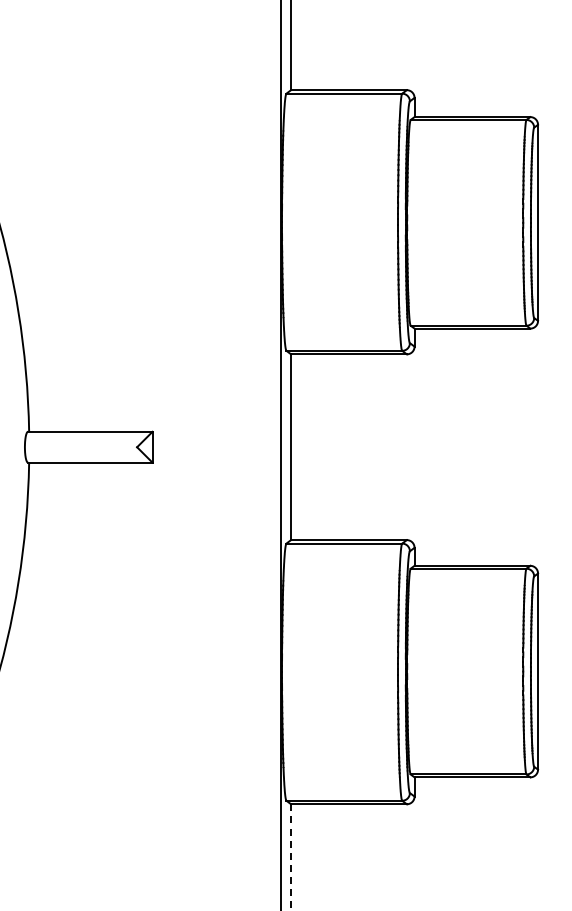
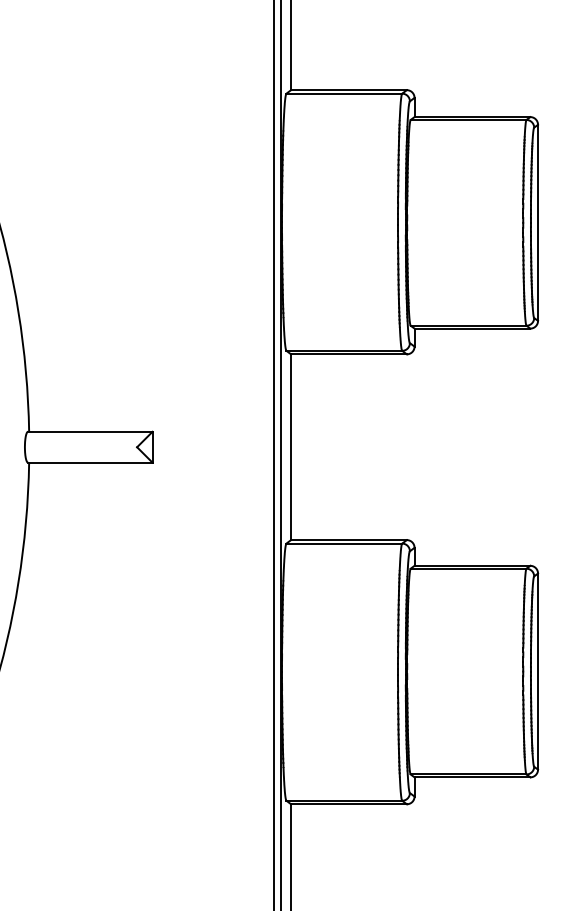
line: none -> present (273, 454)
line: dashed -> solid (291, 858)
